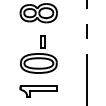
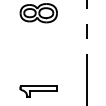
part: present -> none (38, 54)
